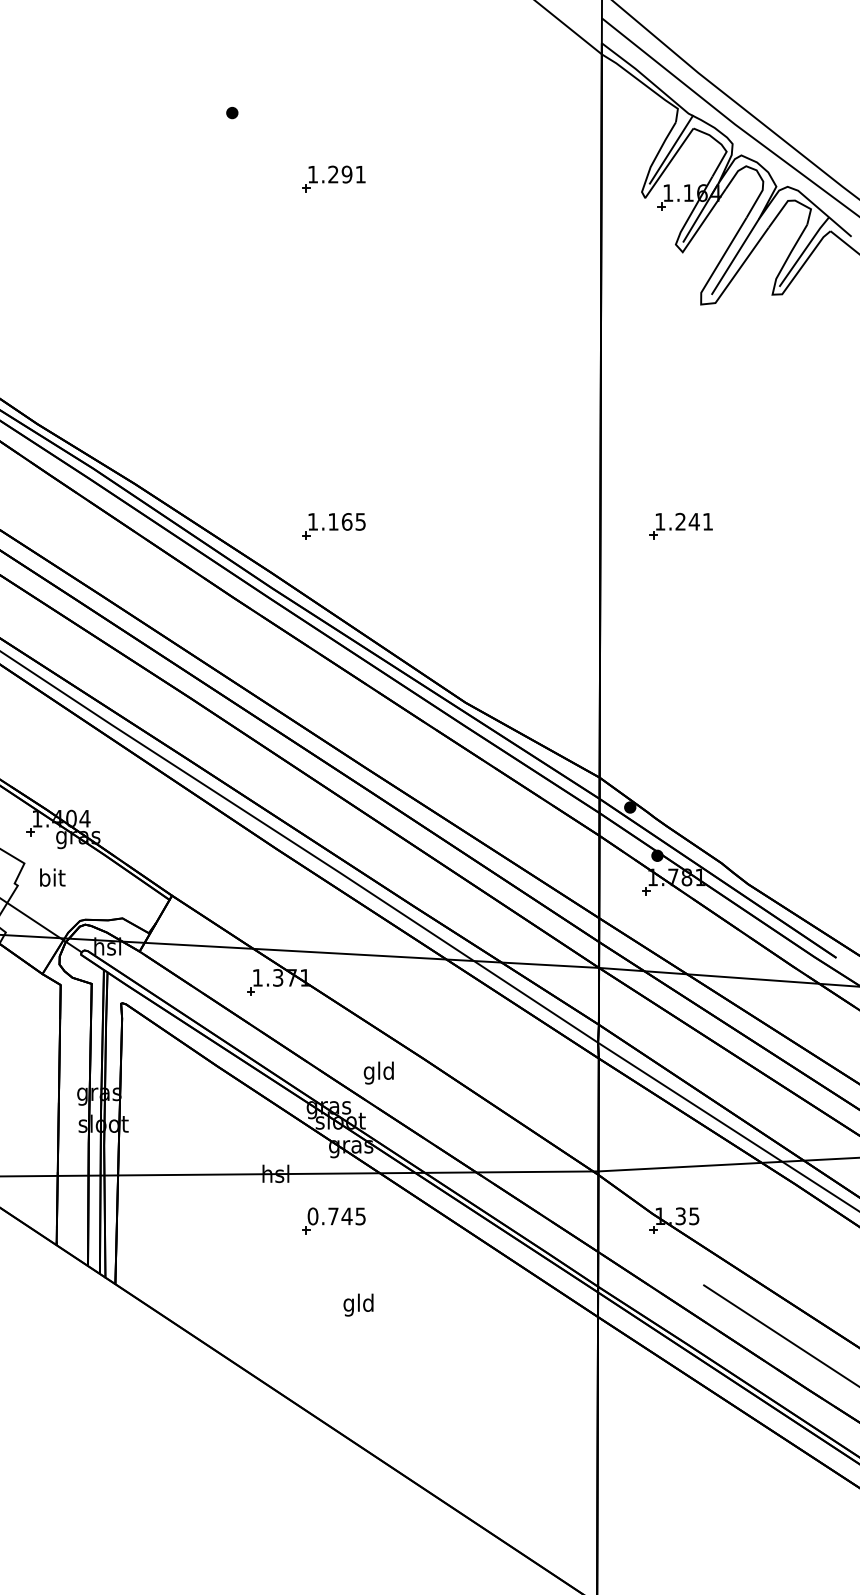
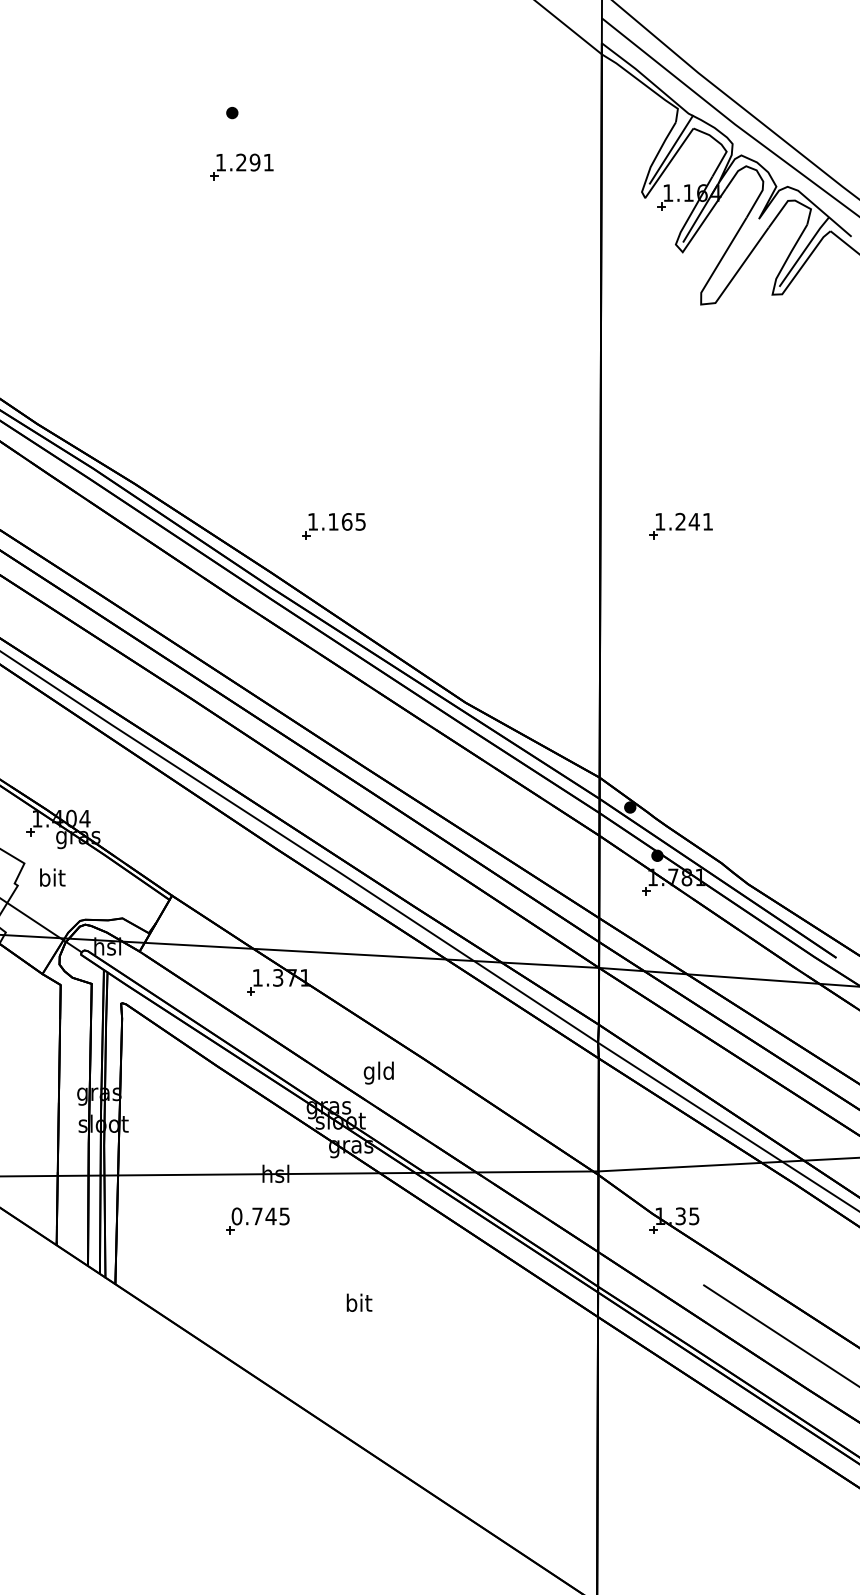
part position: (333, 178) -> (241, 166) (241, 166)
line: present -> none (735, 256)
part position: (333, 1220) -> (257, 1220) (257, 1220)
text: gld -> bit (358, 1304)
